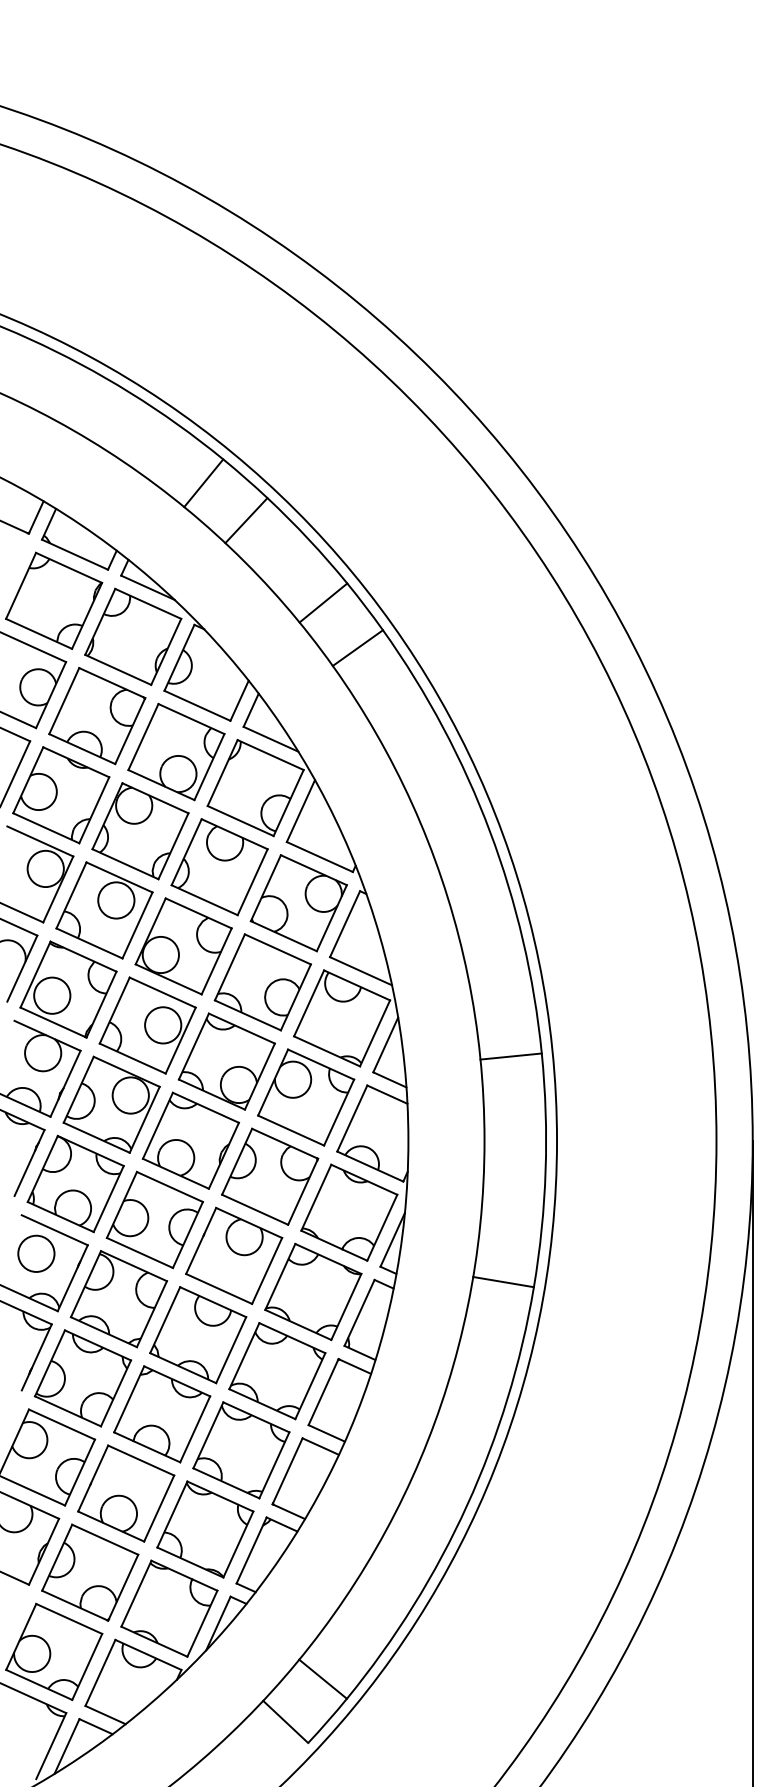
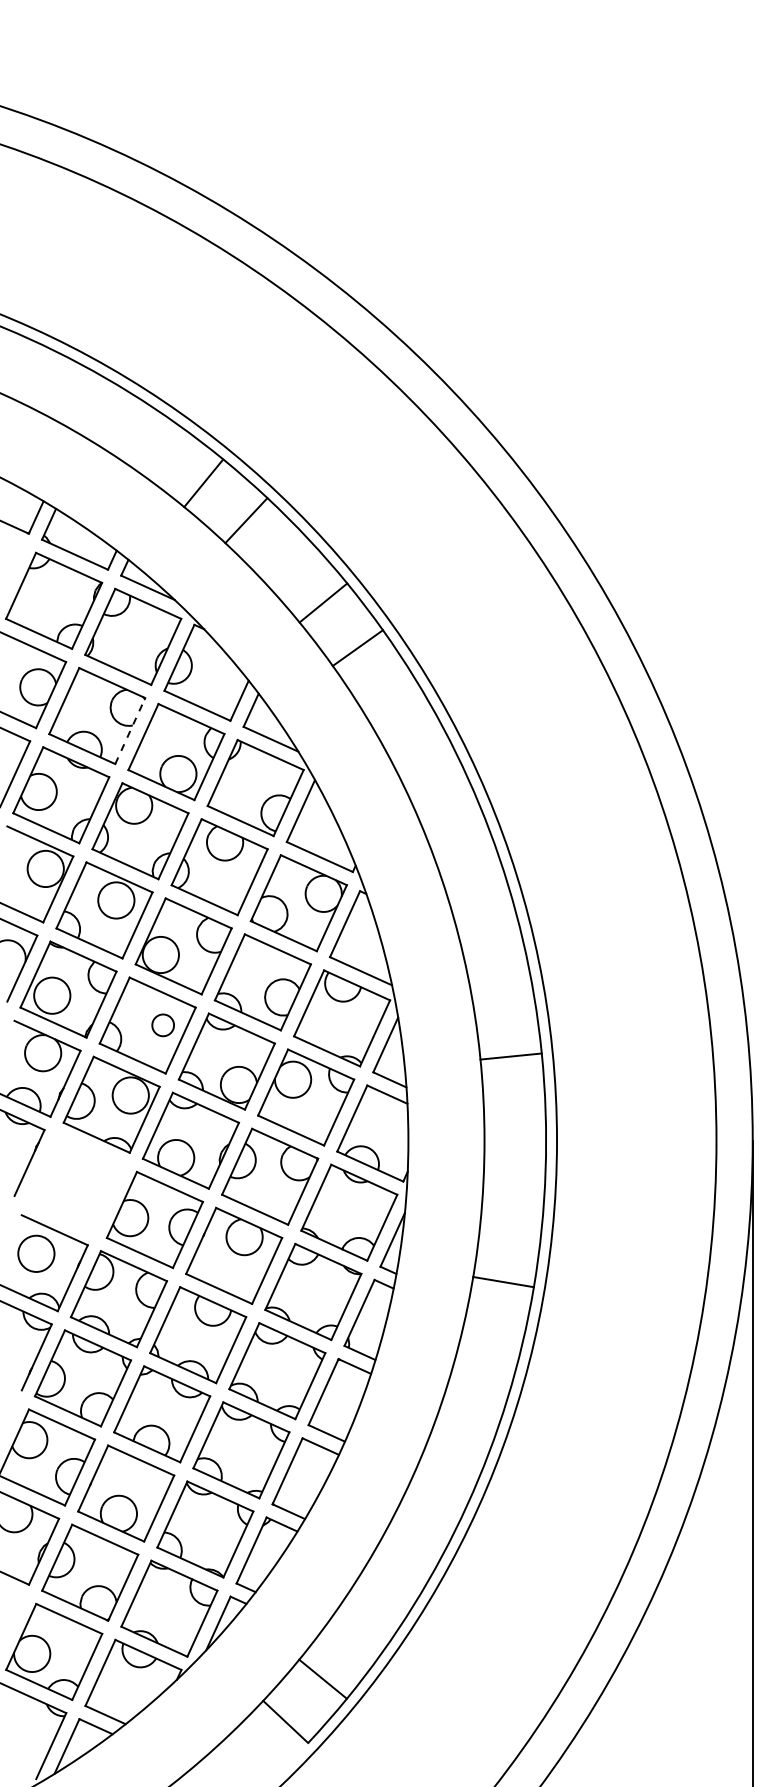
line: solid -> dashed (130, 730)
circle diameter: 36 px -> 22 px (163, 1025)
part: present -> none (75, 1183)
